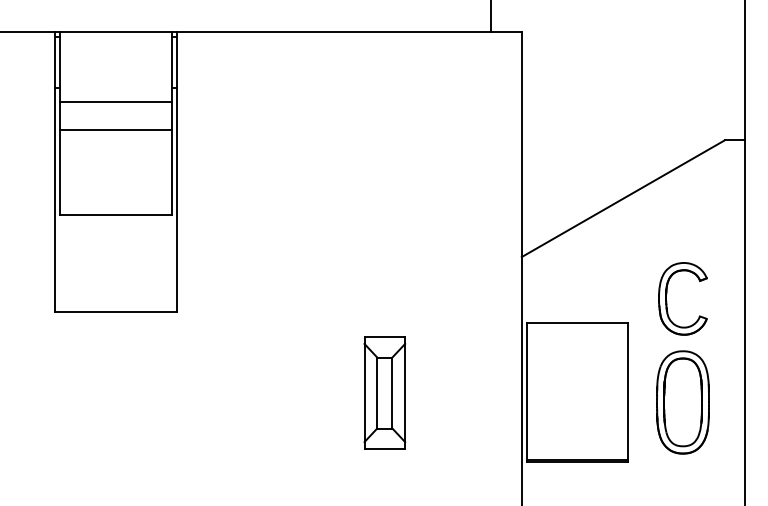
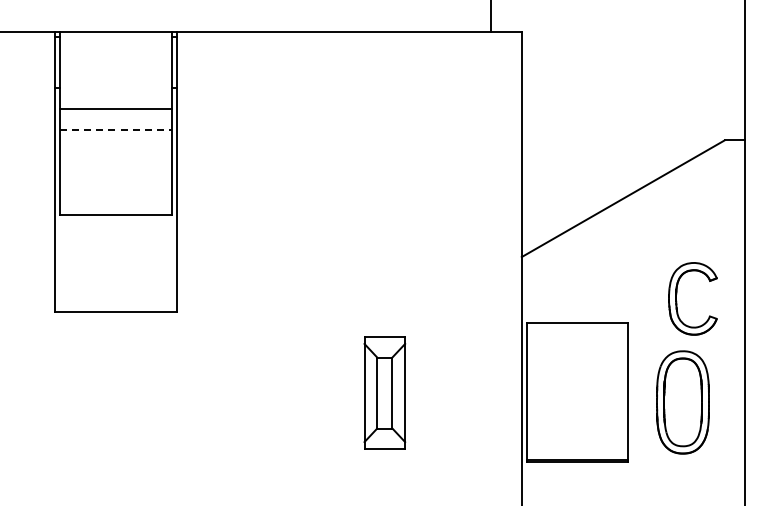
line position: (115, 101) -> (115, 108) (115, 108)
line: solid -> dashed (115, 130)
part position: (667, 301) -> (677, 301) (677, 301)
